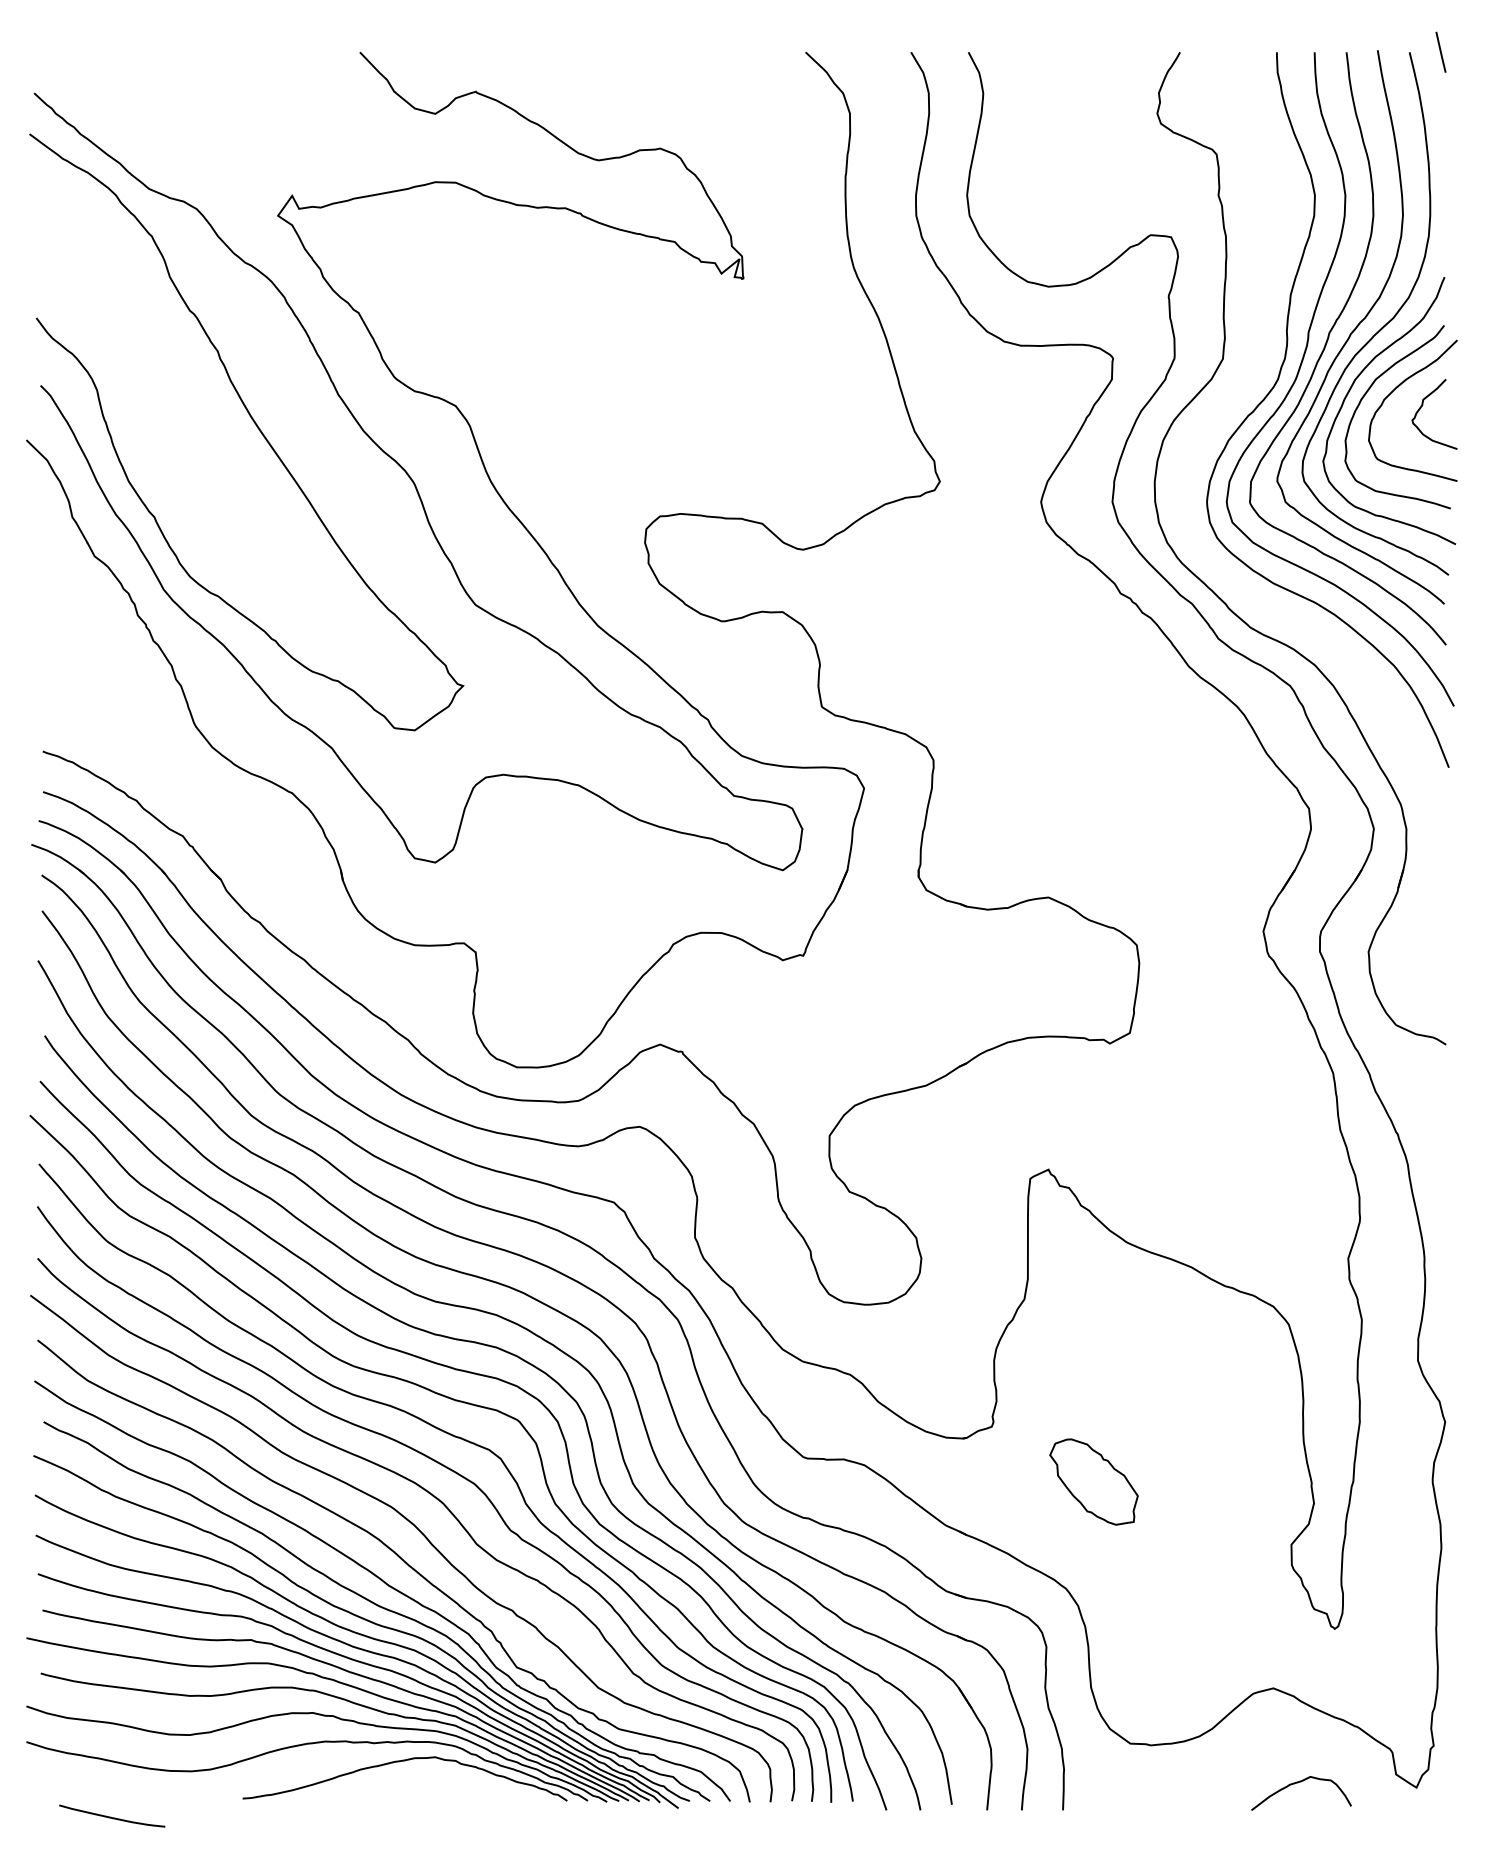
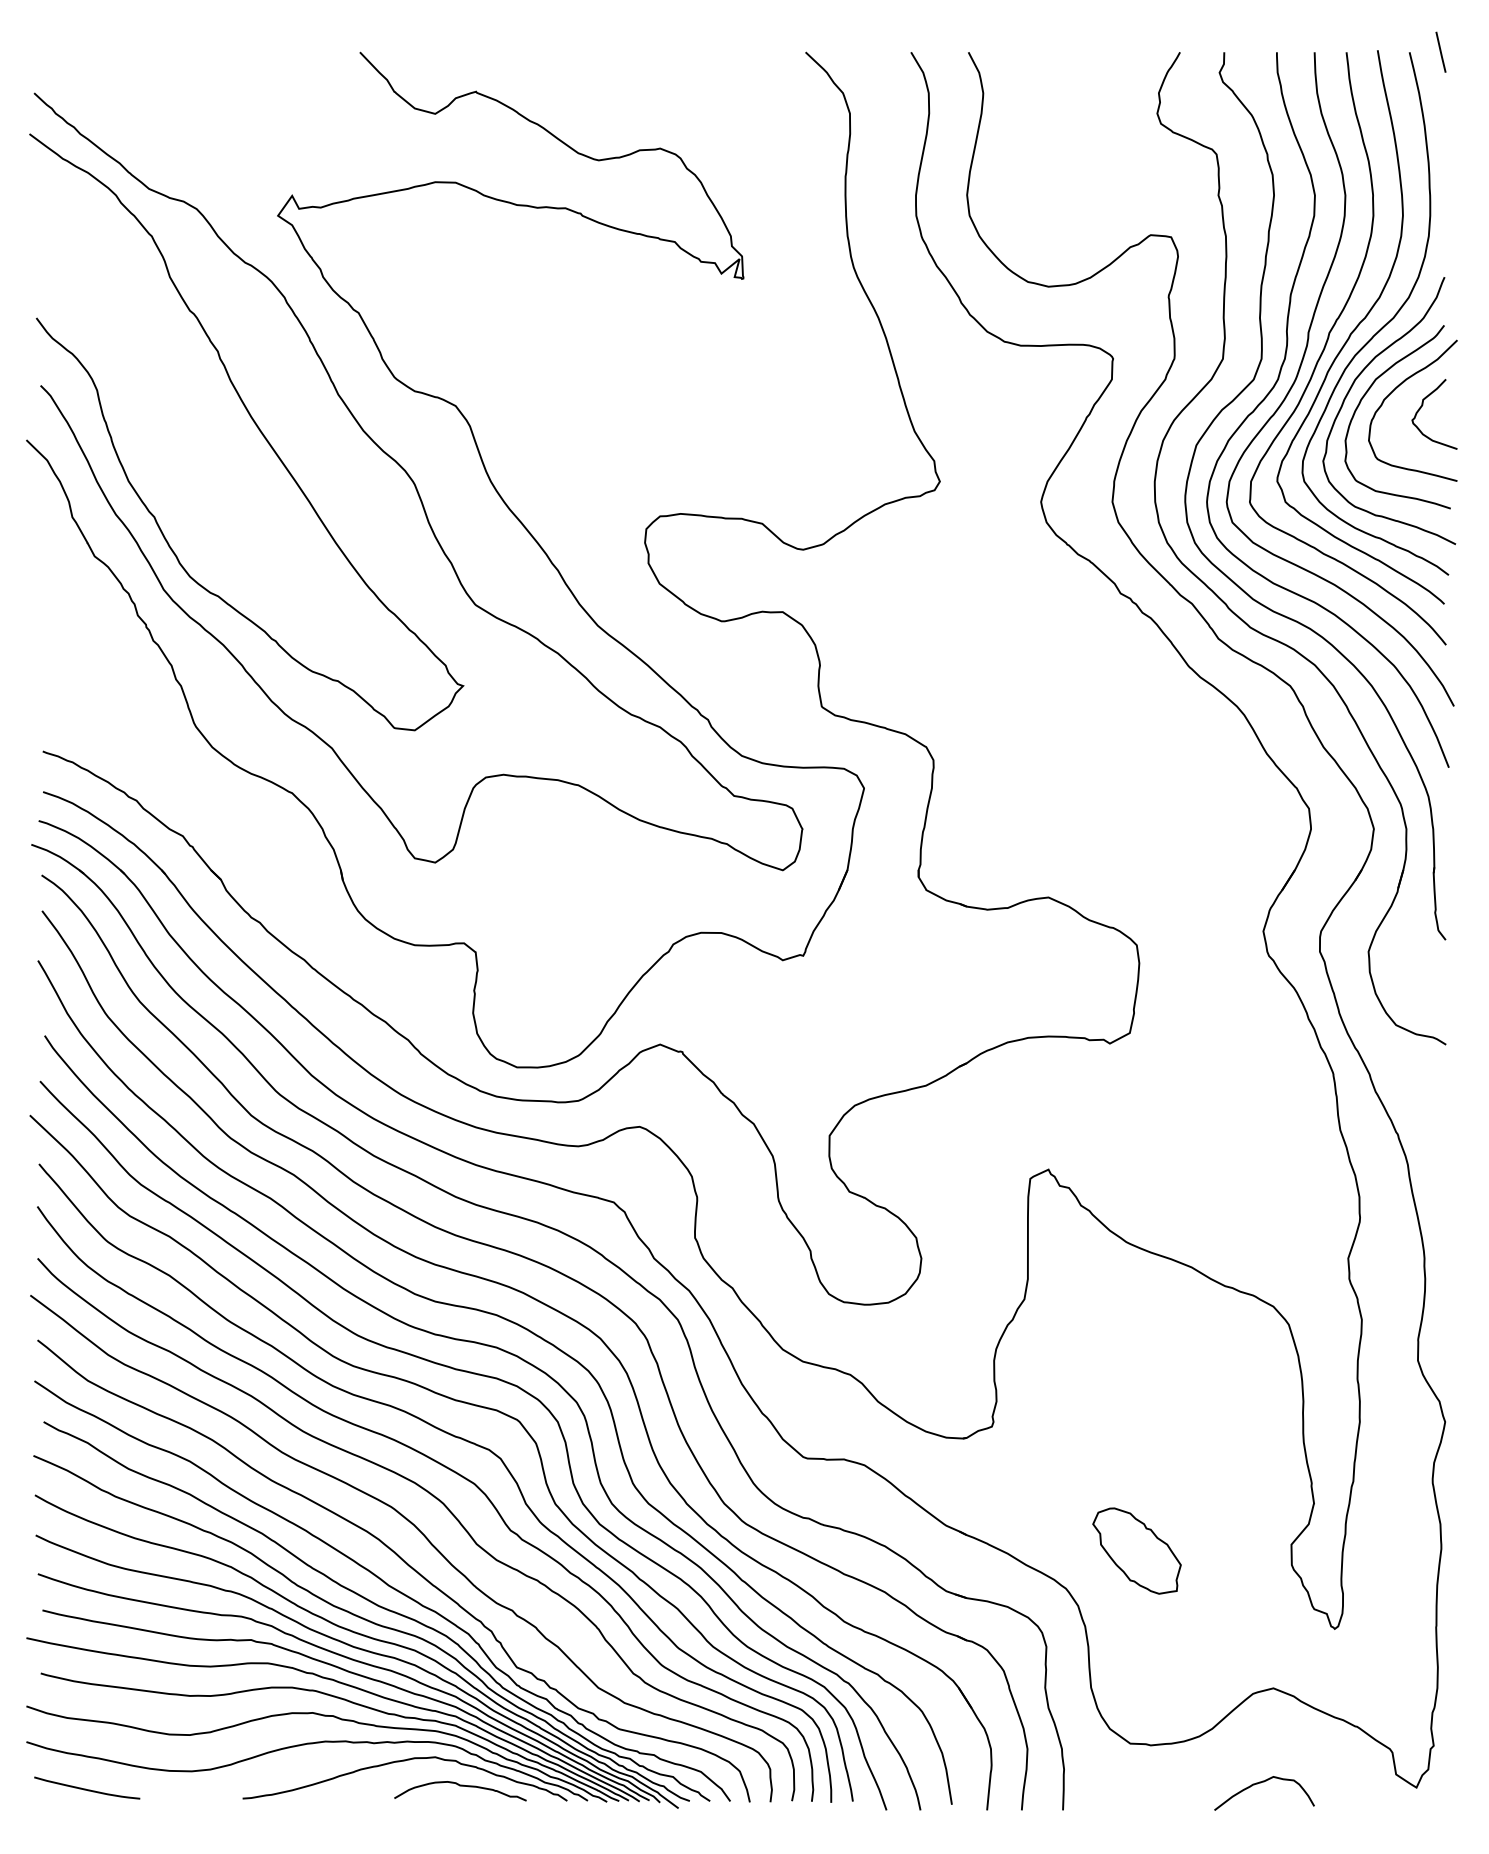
part: none -> present (1241, 587)
part position: (1093, 1481) -> (1136, 1550) (1136, 1550)
curve position: (1298, 1783) -> (1261, 1783) (1261, 1783)
curve: none -> present (460, 1786)
curve position: (112, 1817) -> (87, 1789) (87, 1789)
